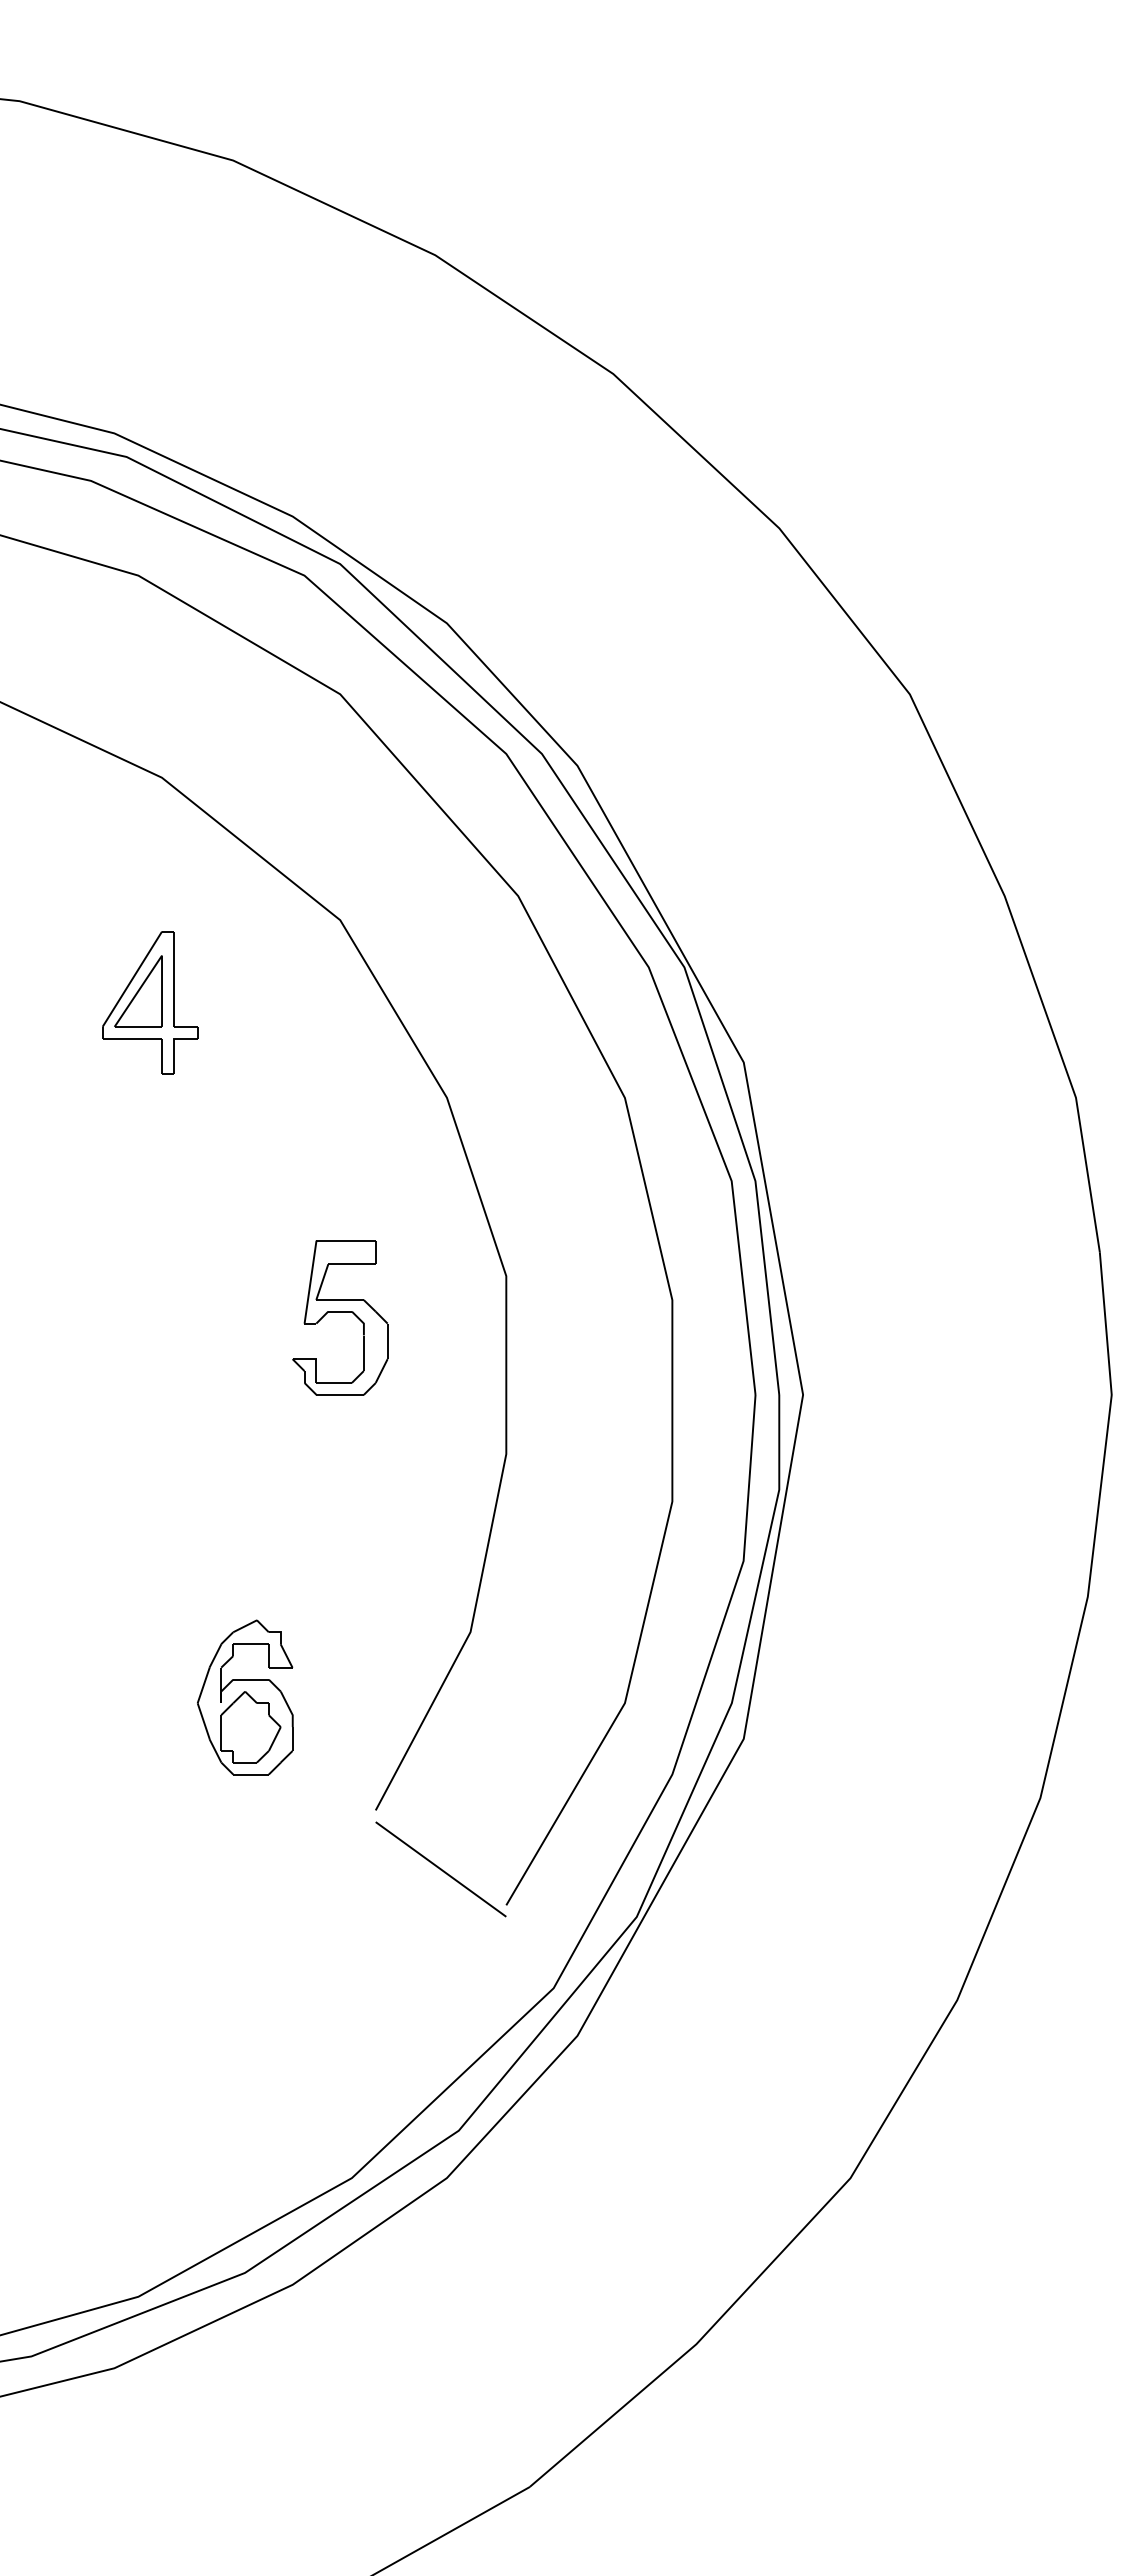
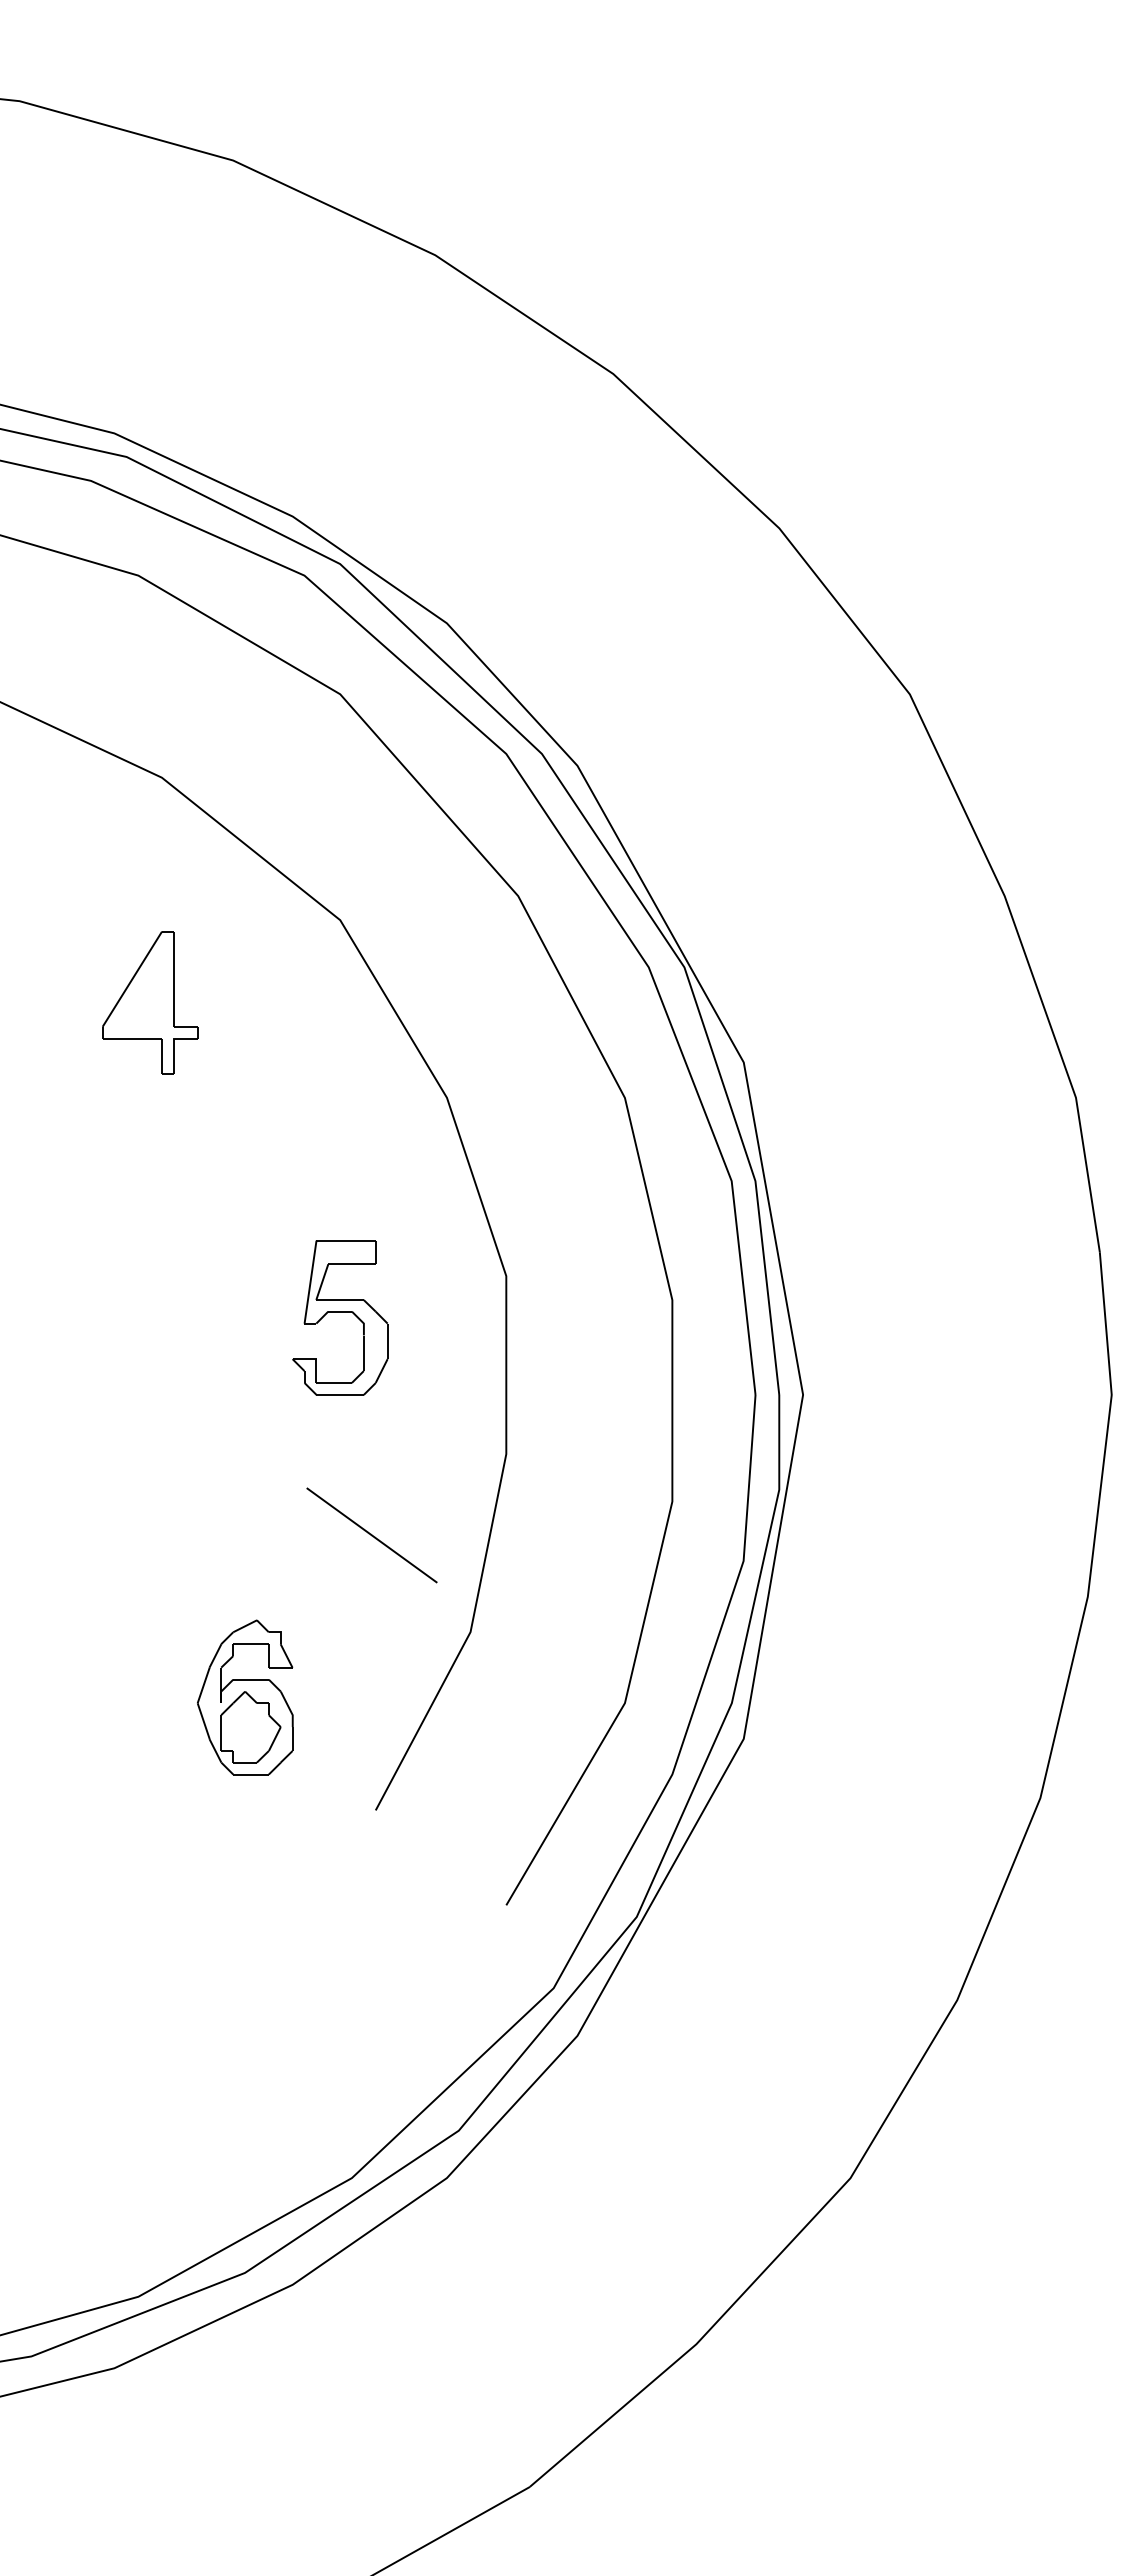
part: present -> none (138, 991)
line position: (440, 1869) -> (371, 1535) (371, 1535)
